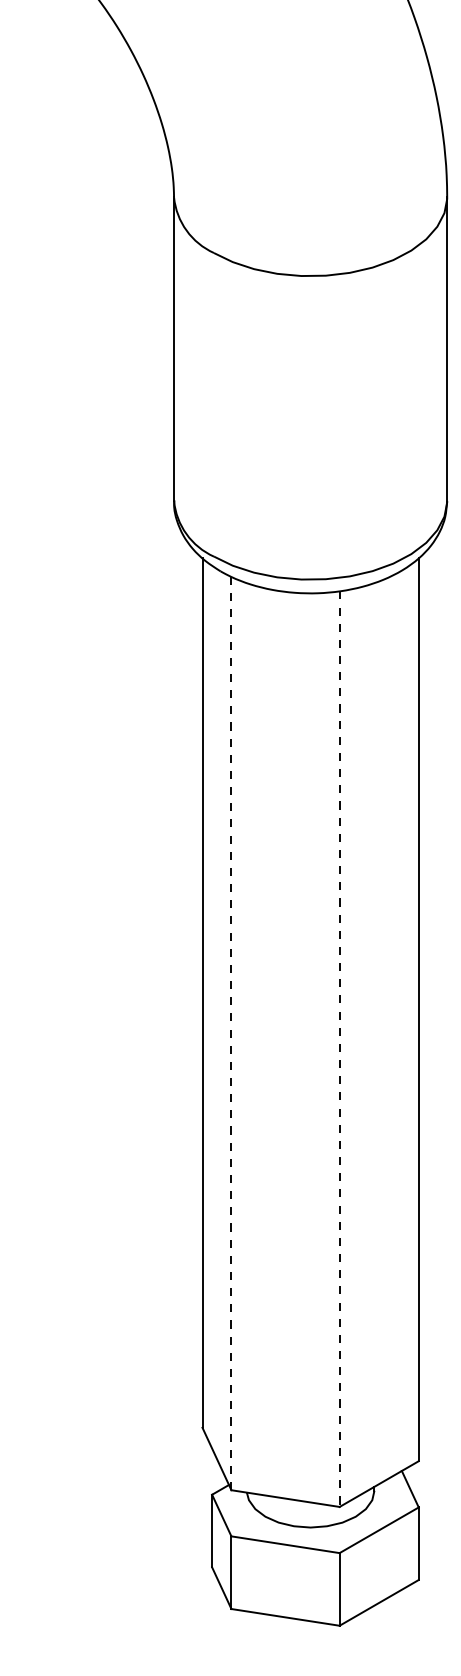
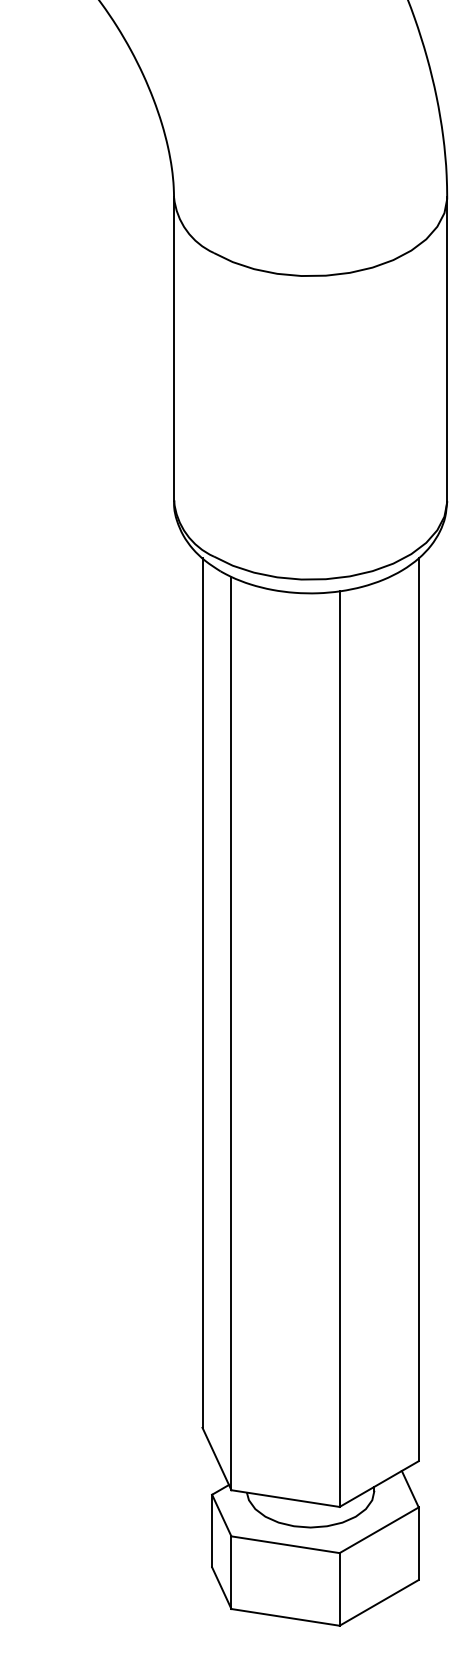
line: dashed -> solid (231, 1033)
line: dashed -> solid (339, 1049)
